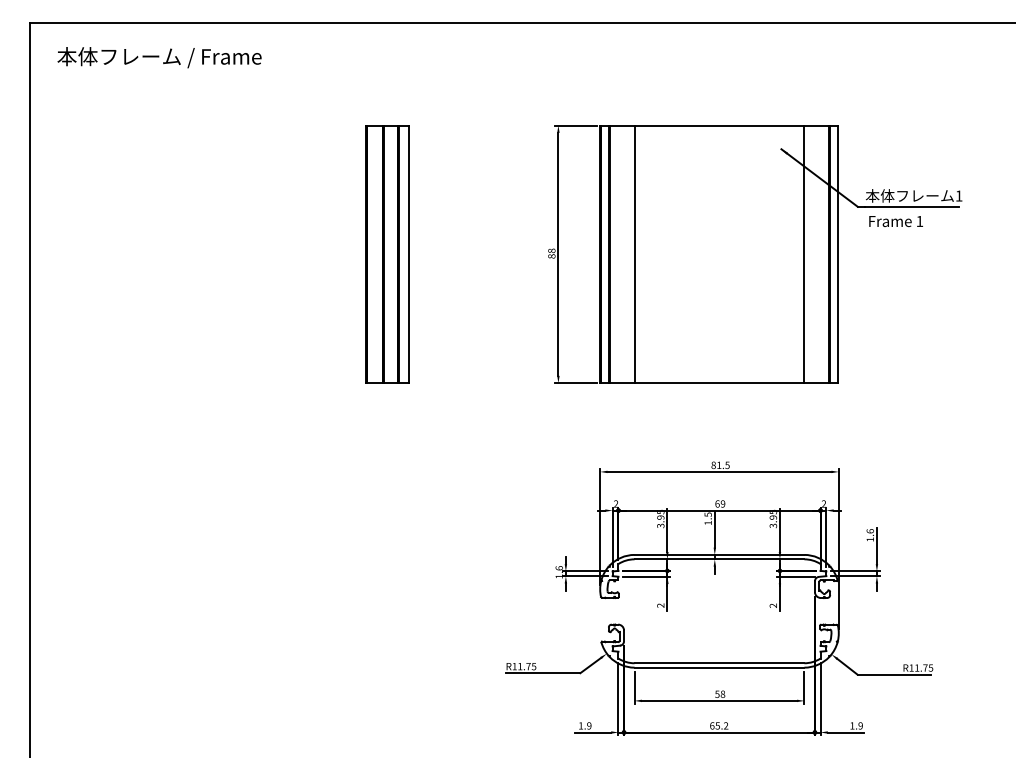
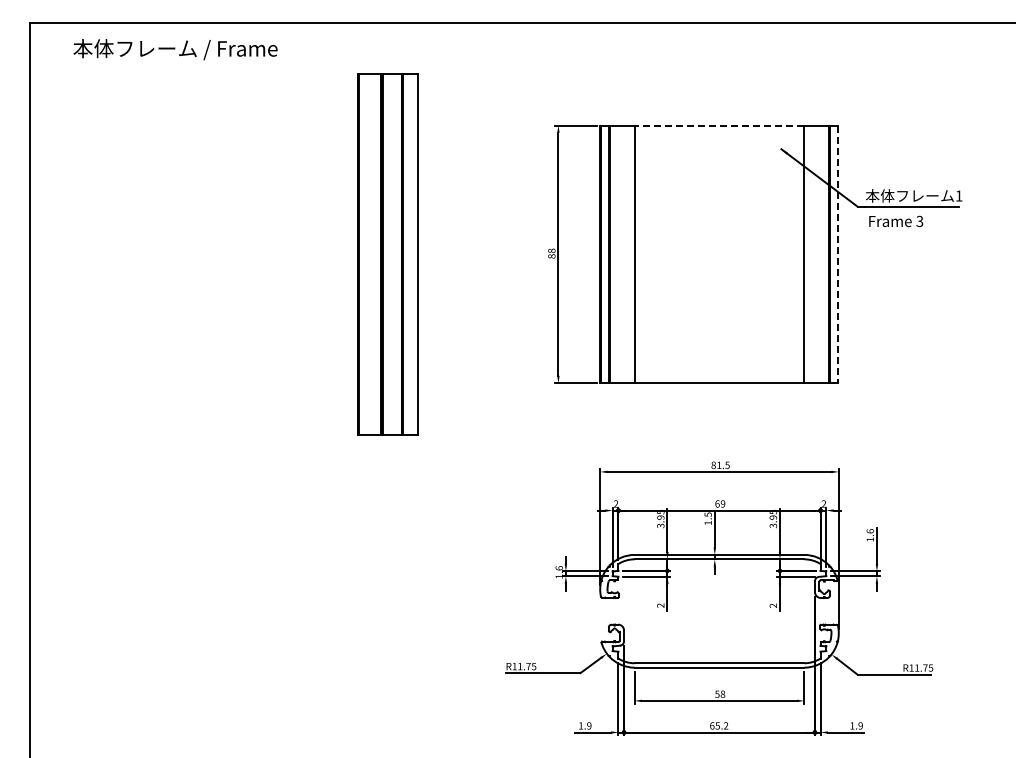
text position: (159, 57) -> (175, 49) (175, 49)
line: solid -> dashed (719, 125)
text: 1 -> 3 (919, 221)
part size: 45x259 px -> 62x363 px (387, 254)
line: solid -> dashed (837, 254)
